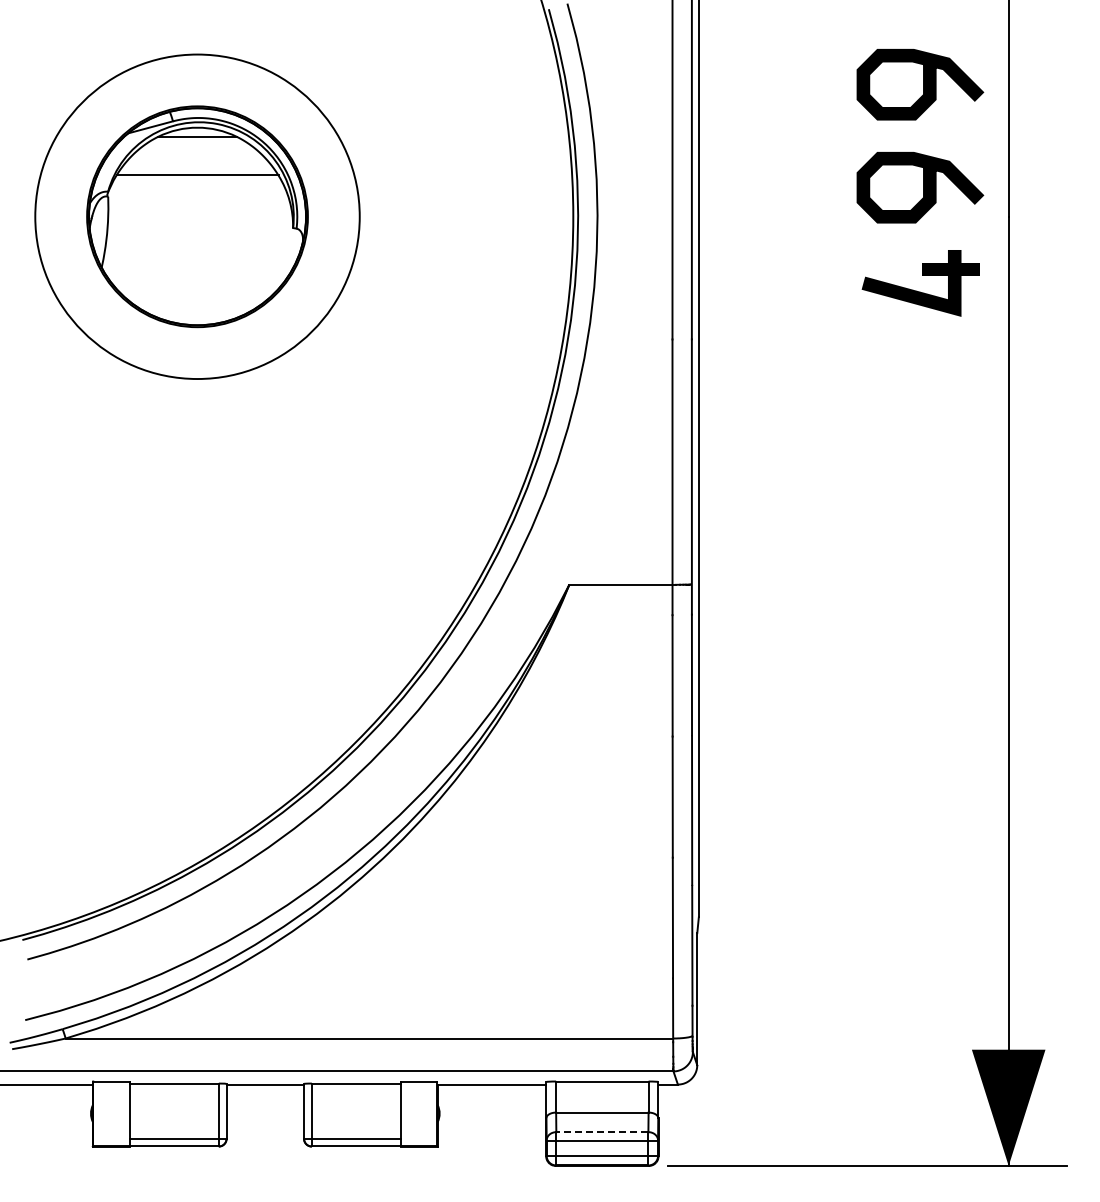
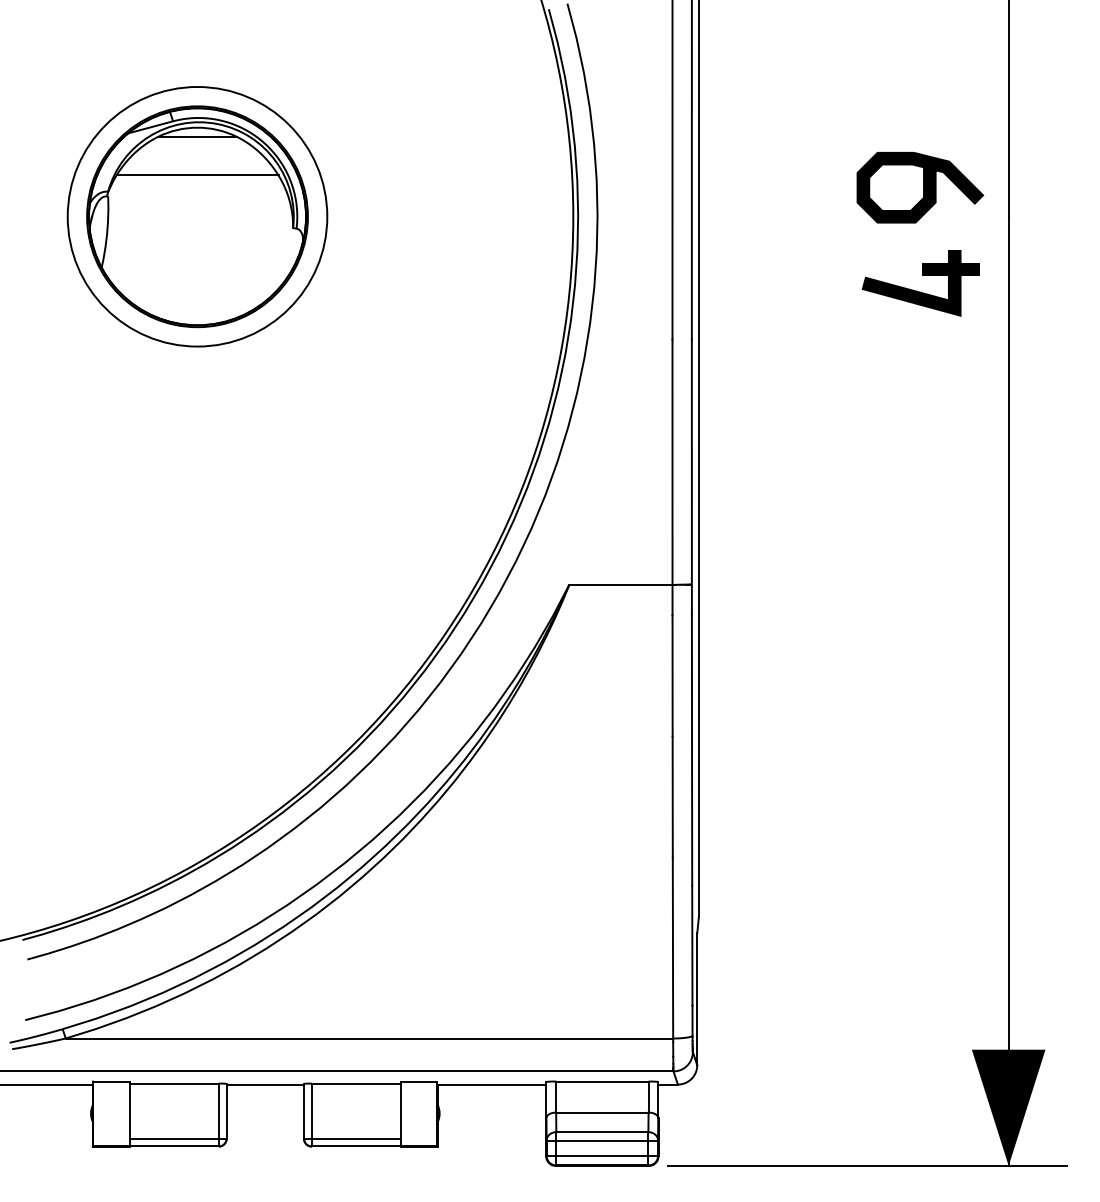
curve: present -> none (923, 84)
circle diameter: 324 px -> 260 px (197, 216)
line: dashed -> solid (601, 1132)
